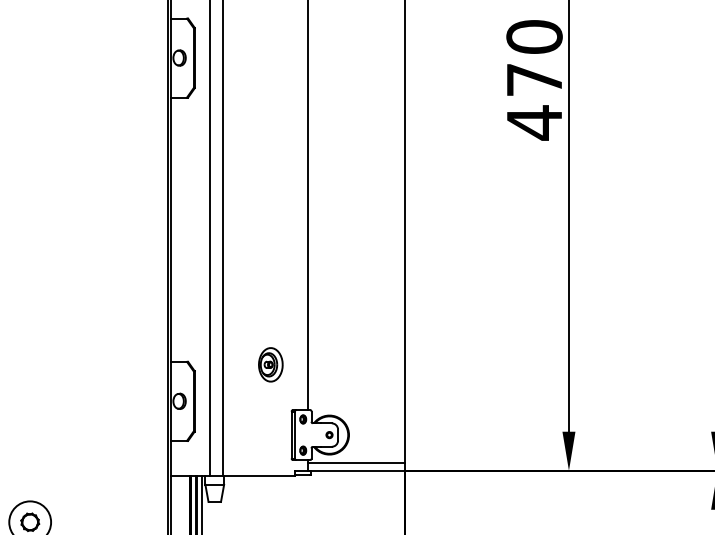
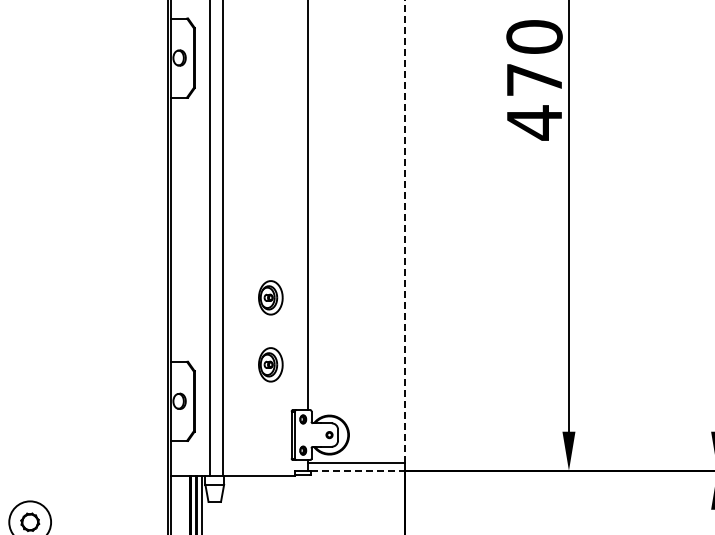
line: solid -> dashed (404, 231)
part: none -> present (270, 297)
line: solid -> dashed (358, 470)
